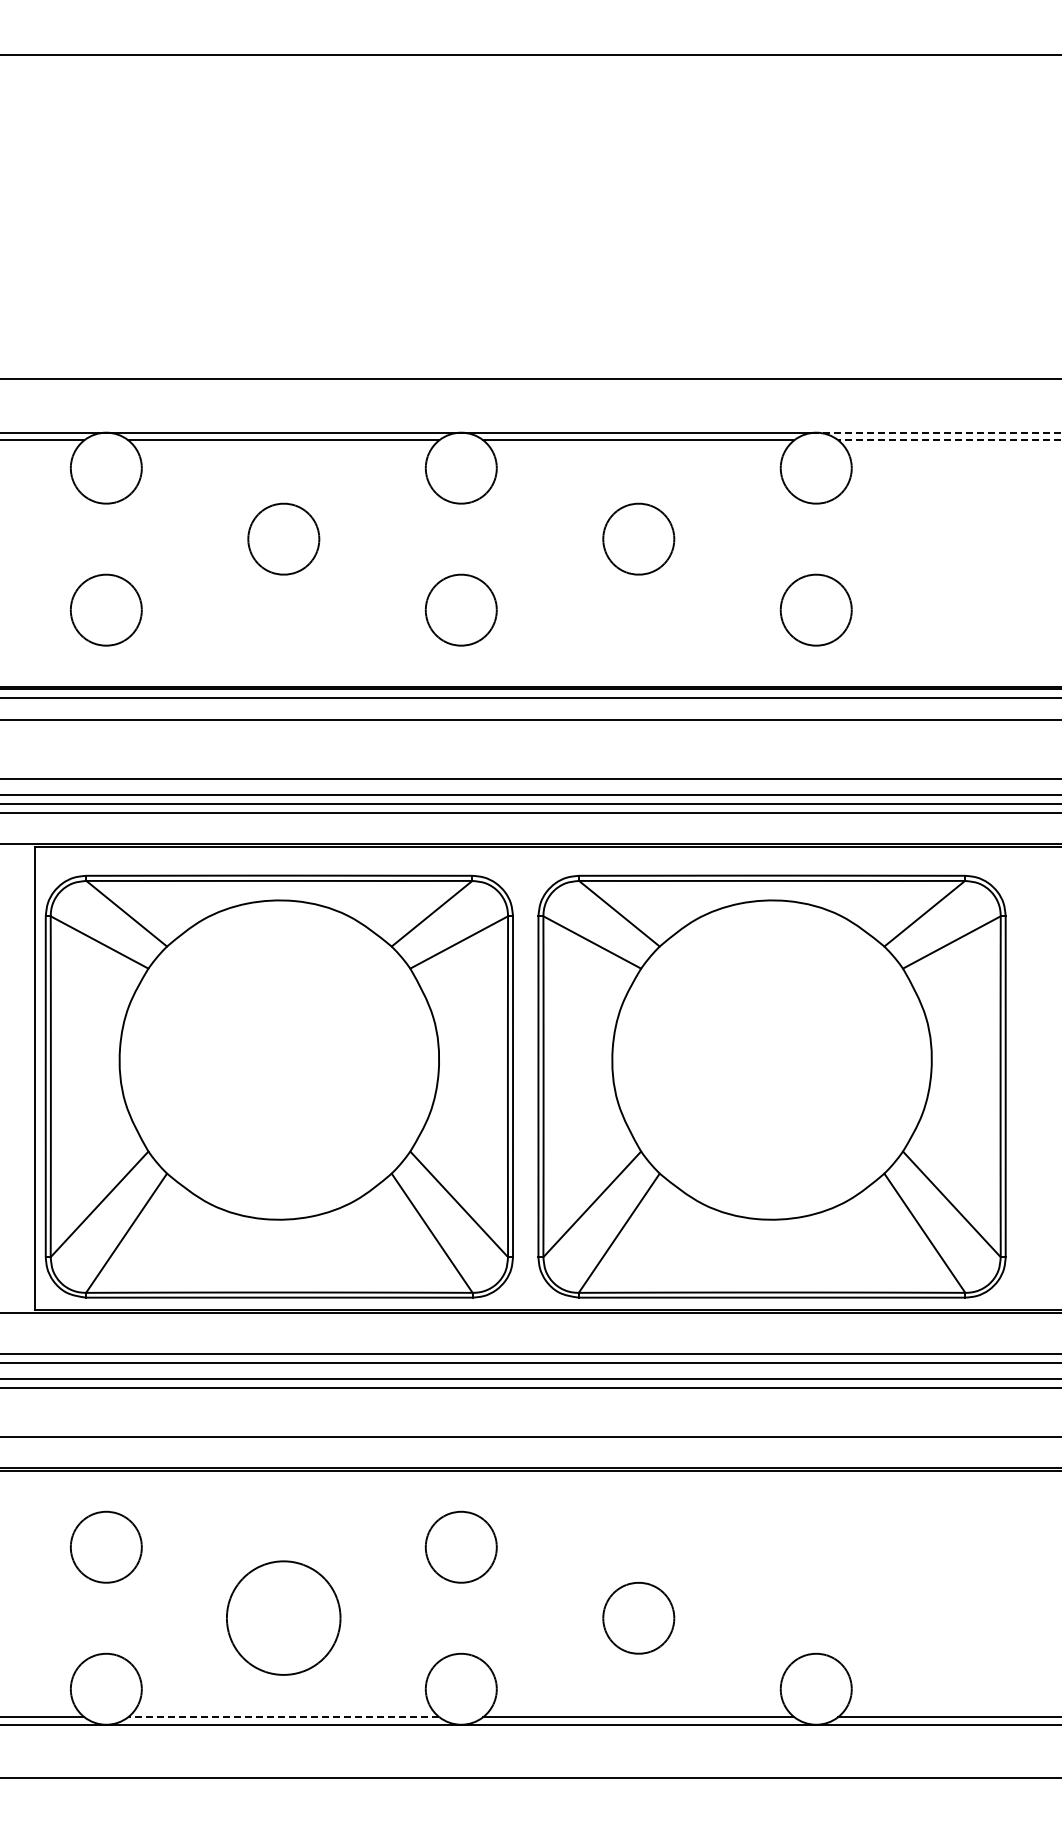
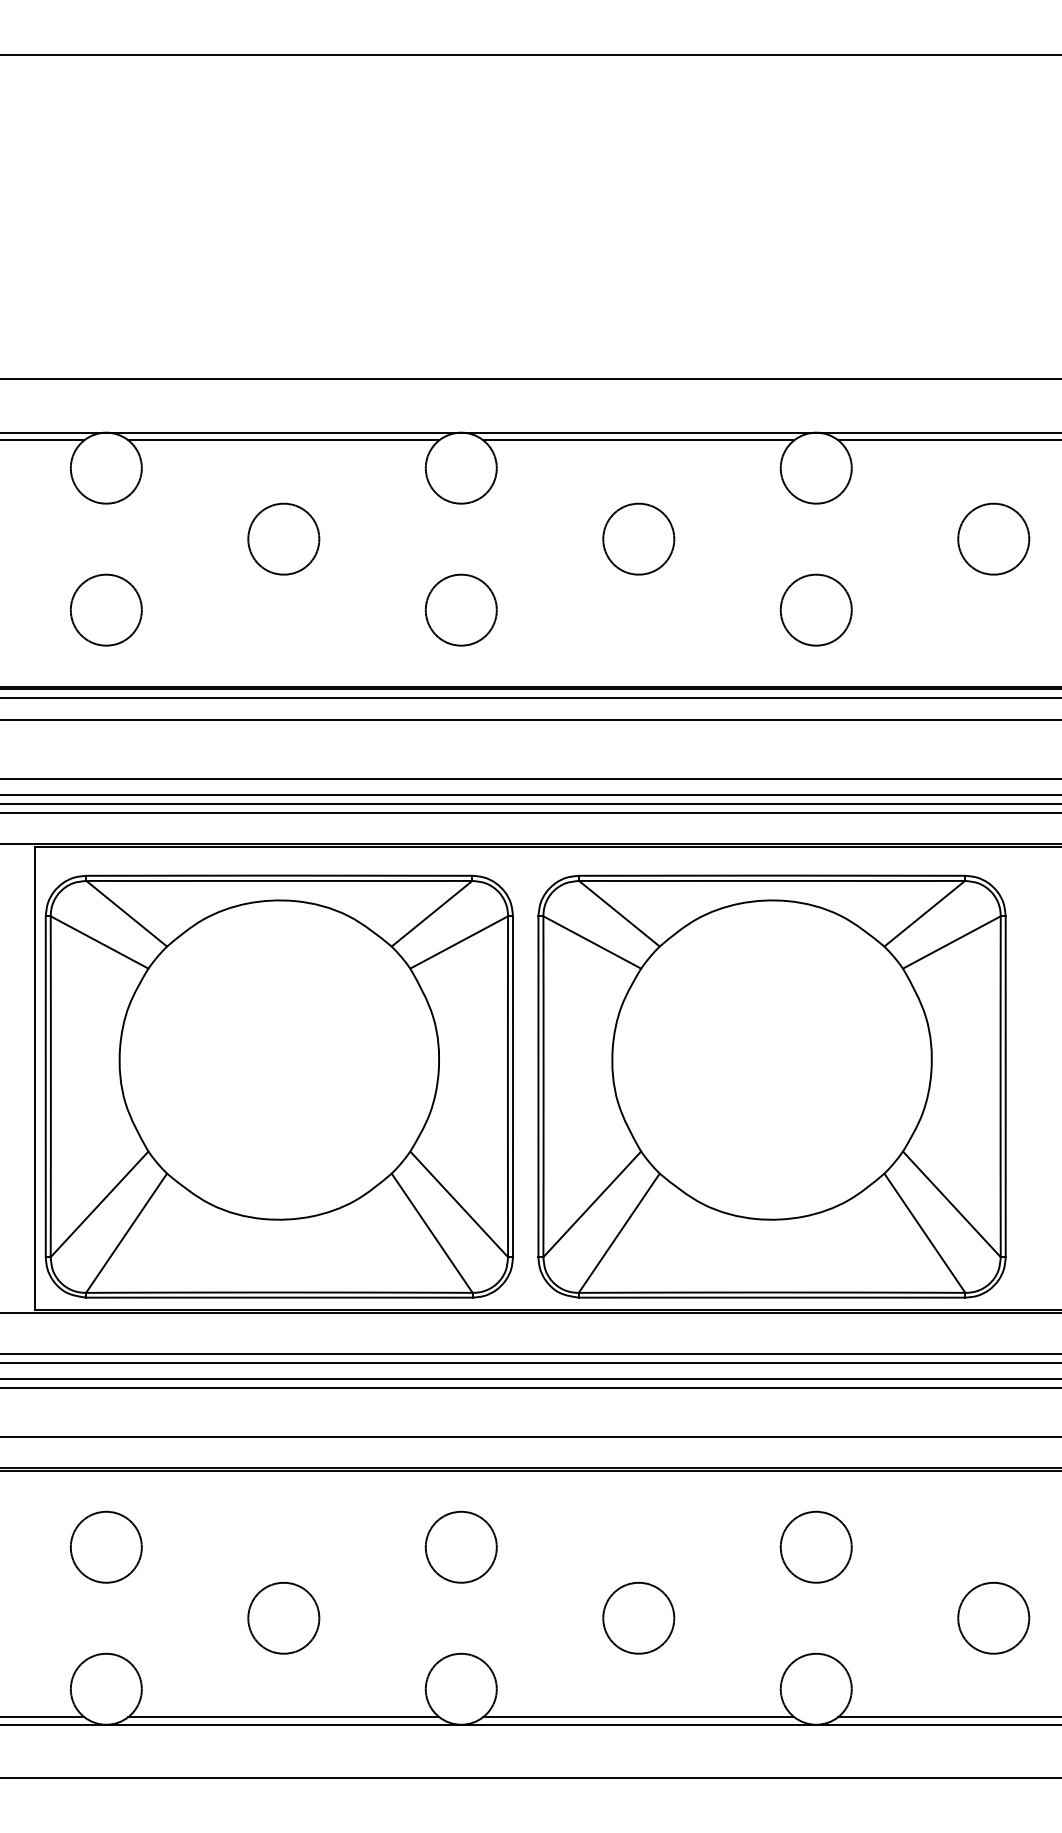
line: dashed -> solid (938, 432)
line: dashed -> solid (949, 440)
part: none -> present (993, 538)
part: none -> present (815, 1546)
part size: 116x116 px -> 74x73 px (283, 1618)
part: none -> present (993, 1618)
line: dashed -> solid (283, 1717)
